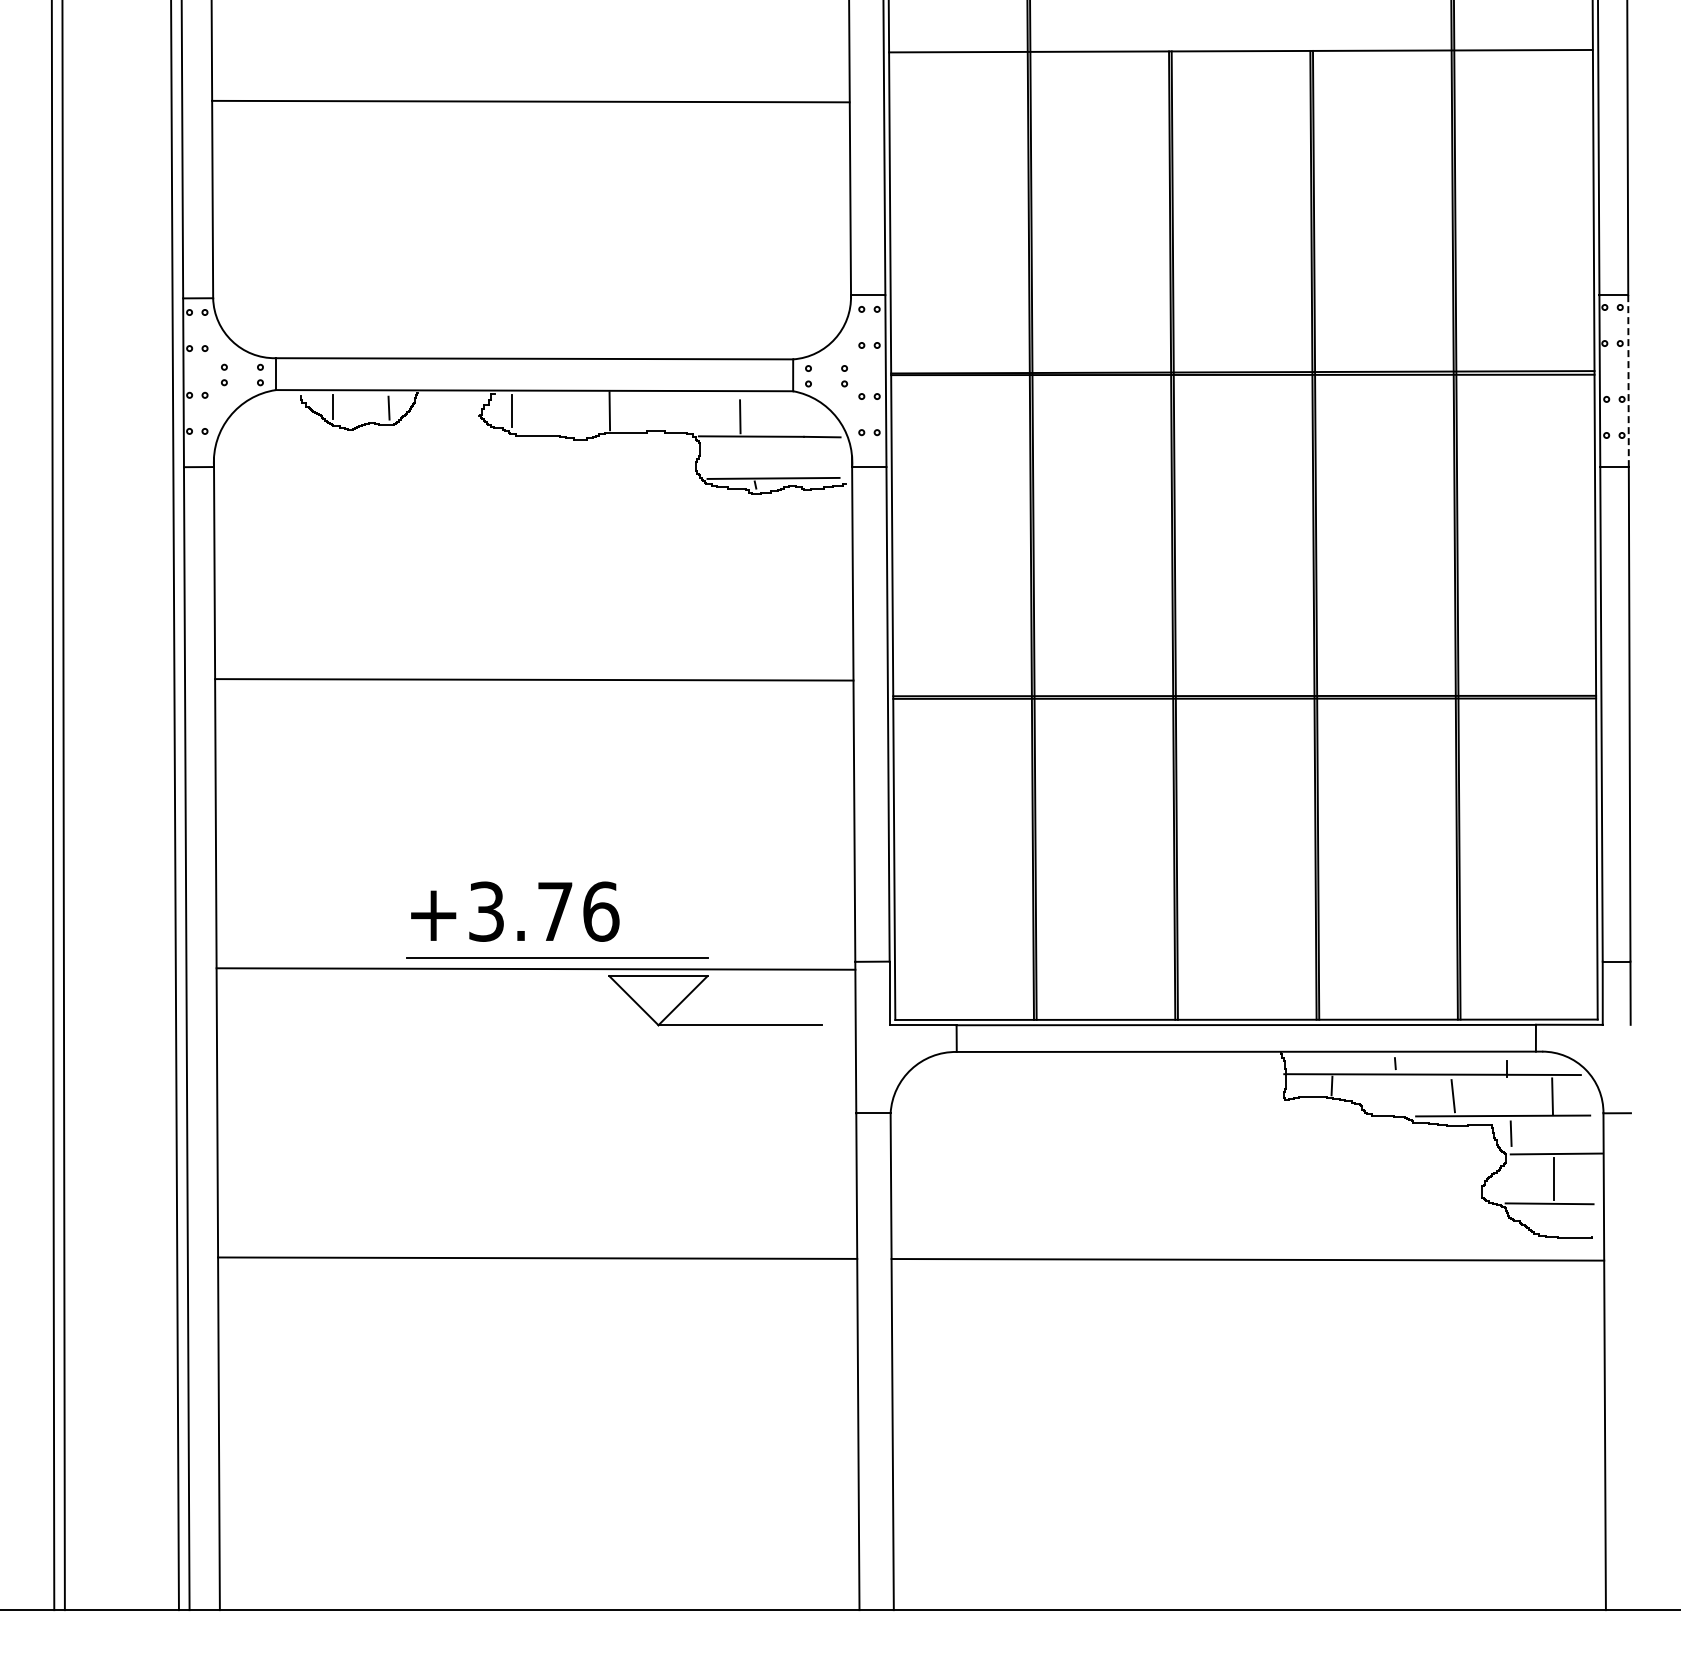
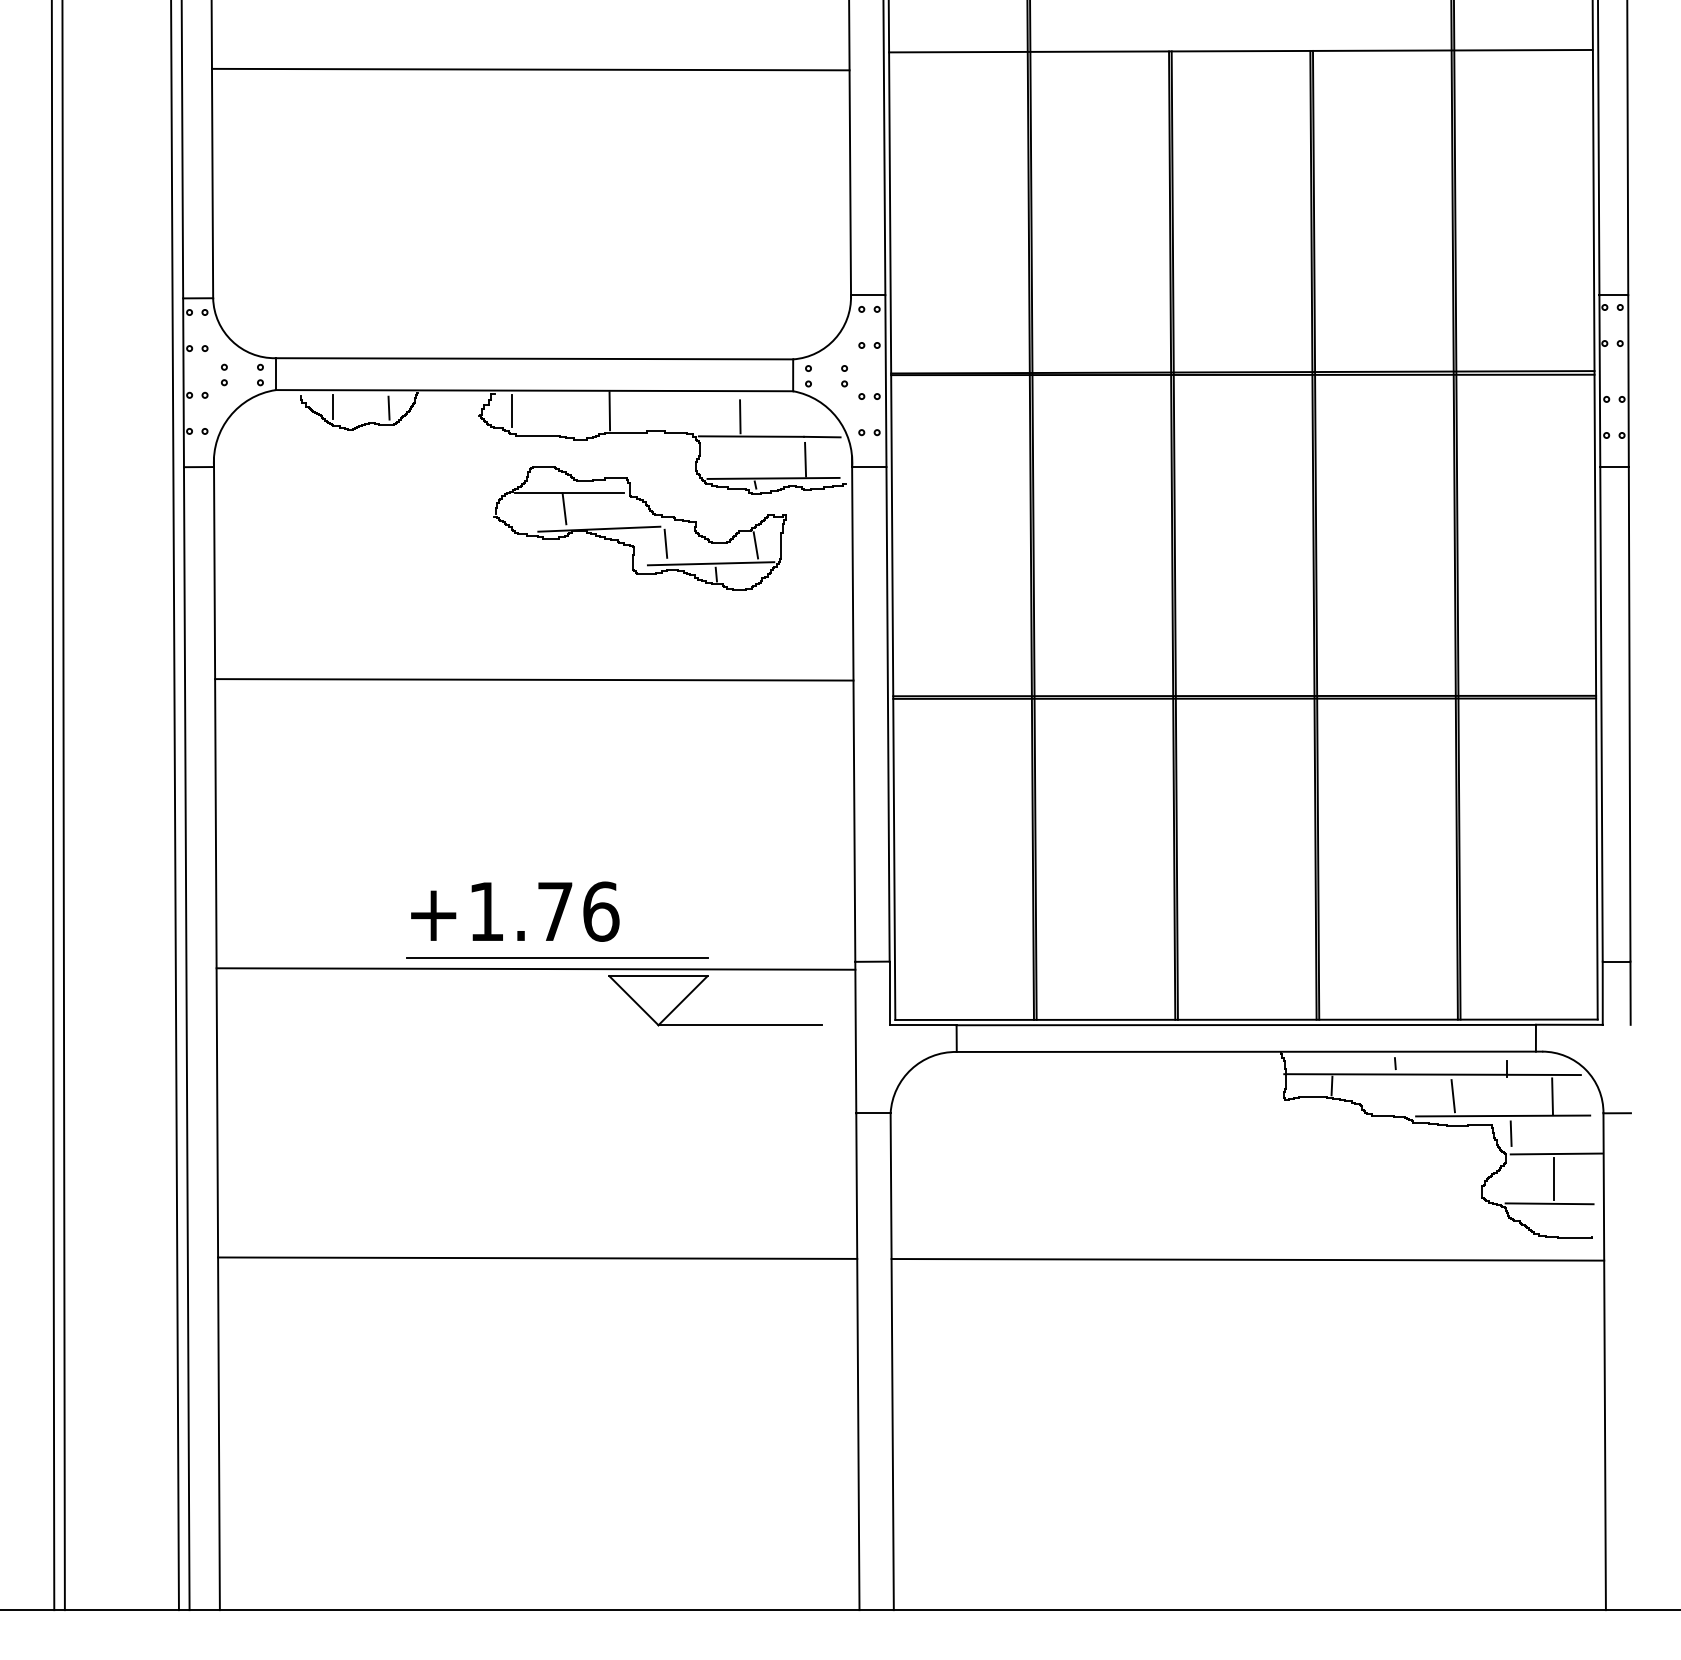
line position: (530, 101) -> (530, 69) (530, 69)
line: dashed -> solid (1628, 381)
line: none -> present (805, 459)
part: none -> present (639, 528)
text: +3.76 -> +1.76 (486, 911)
